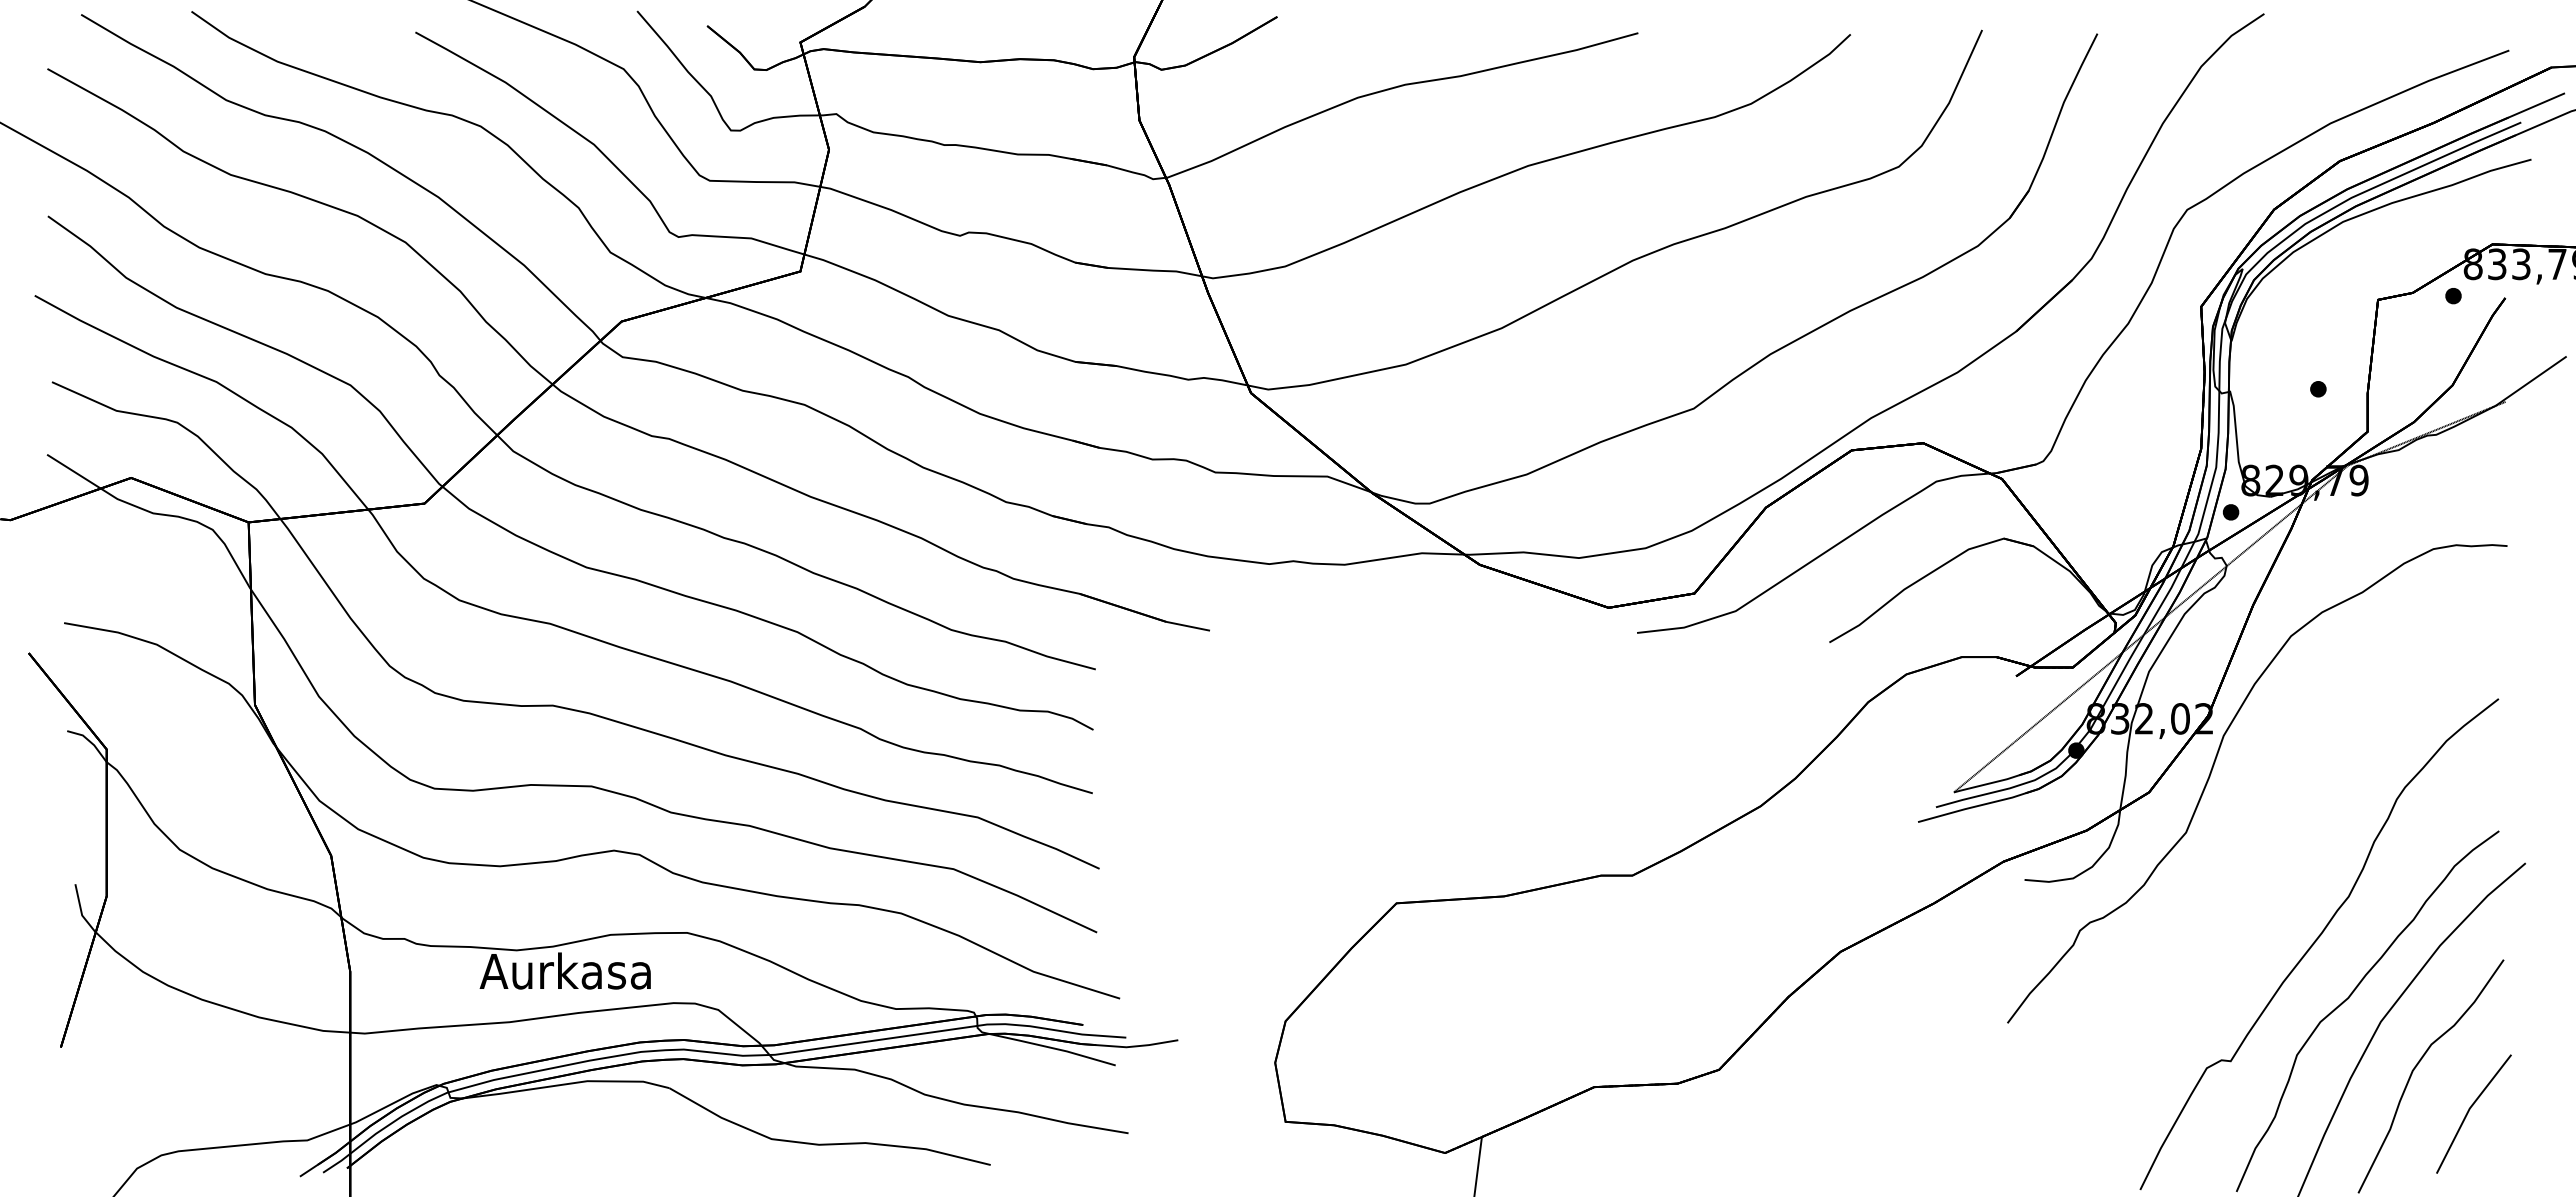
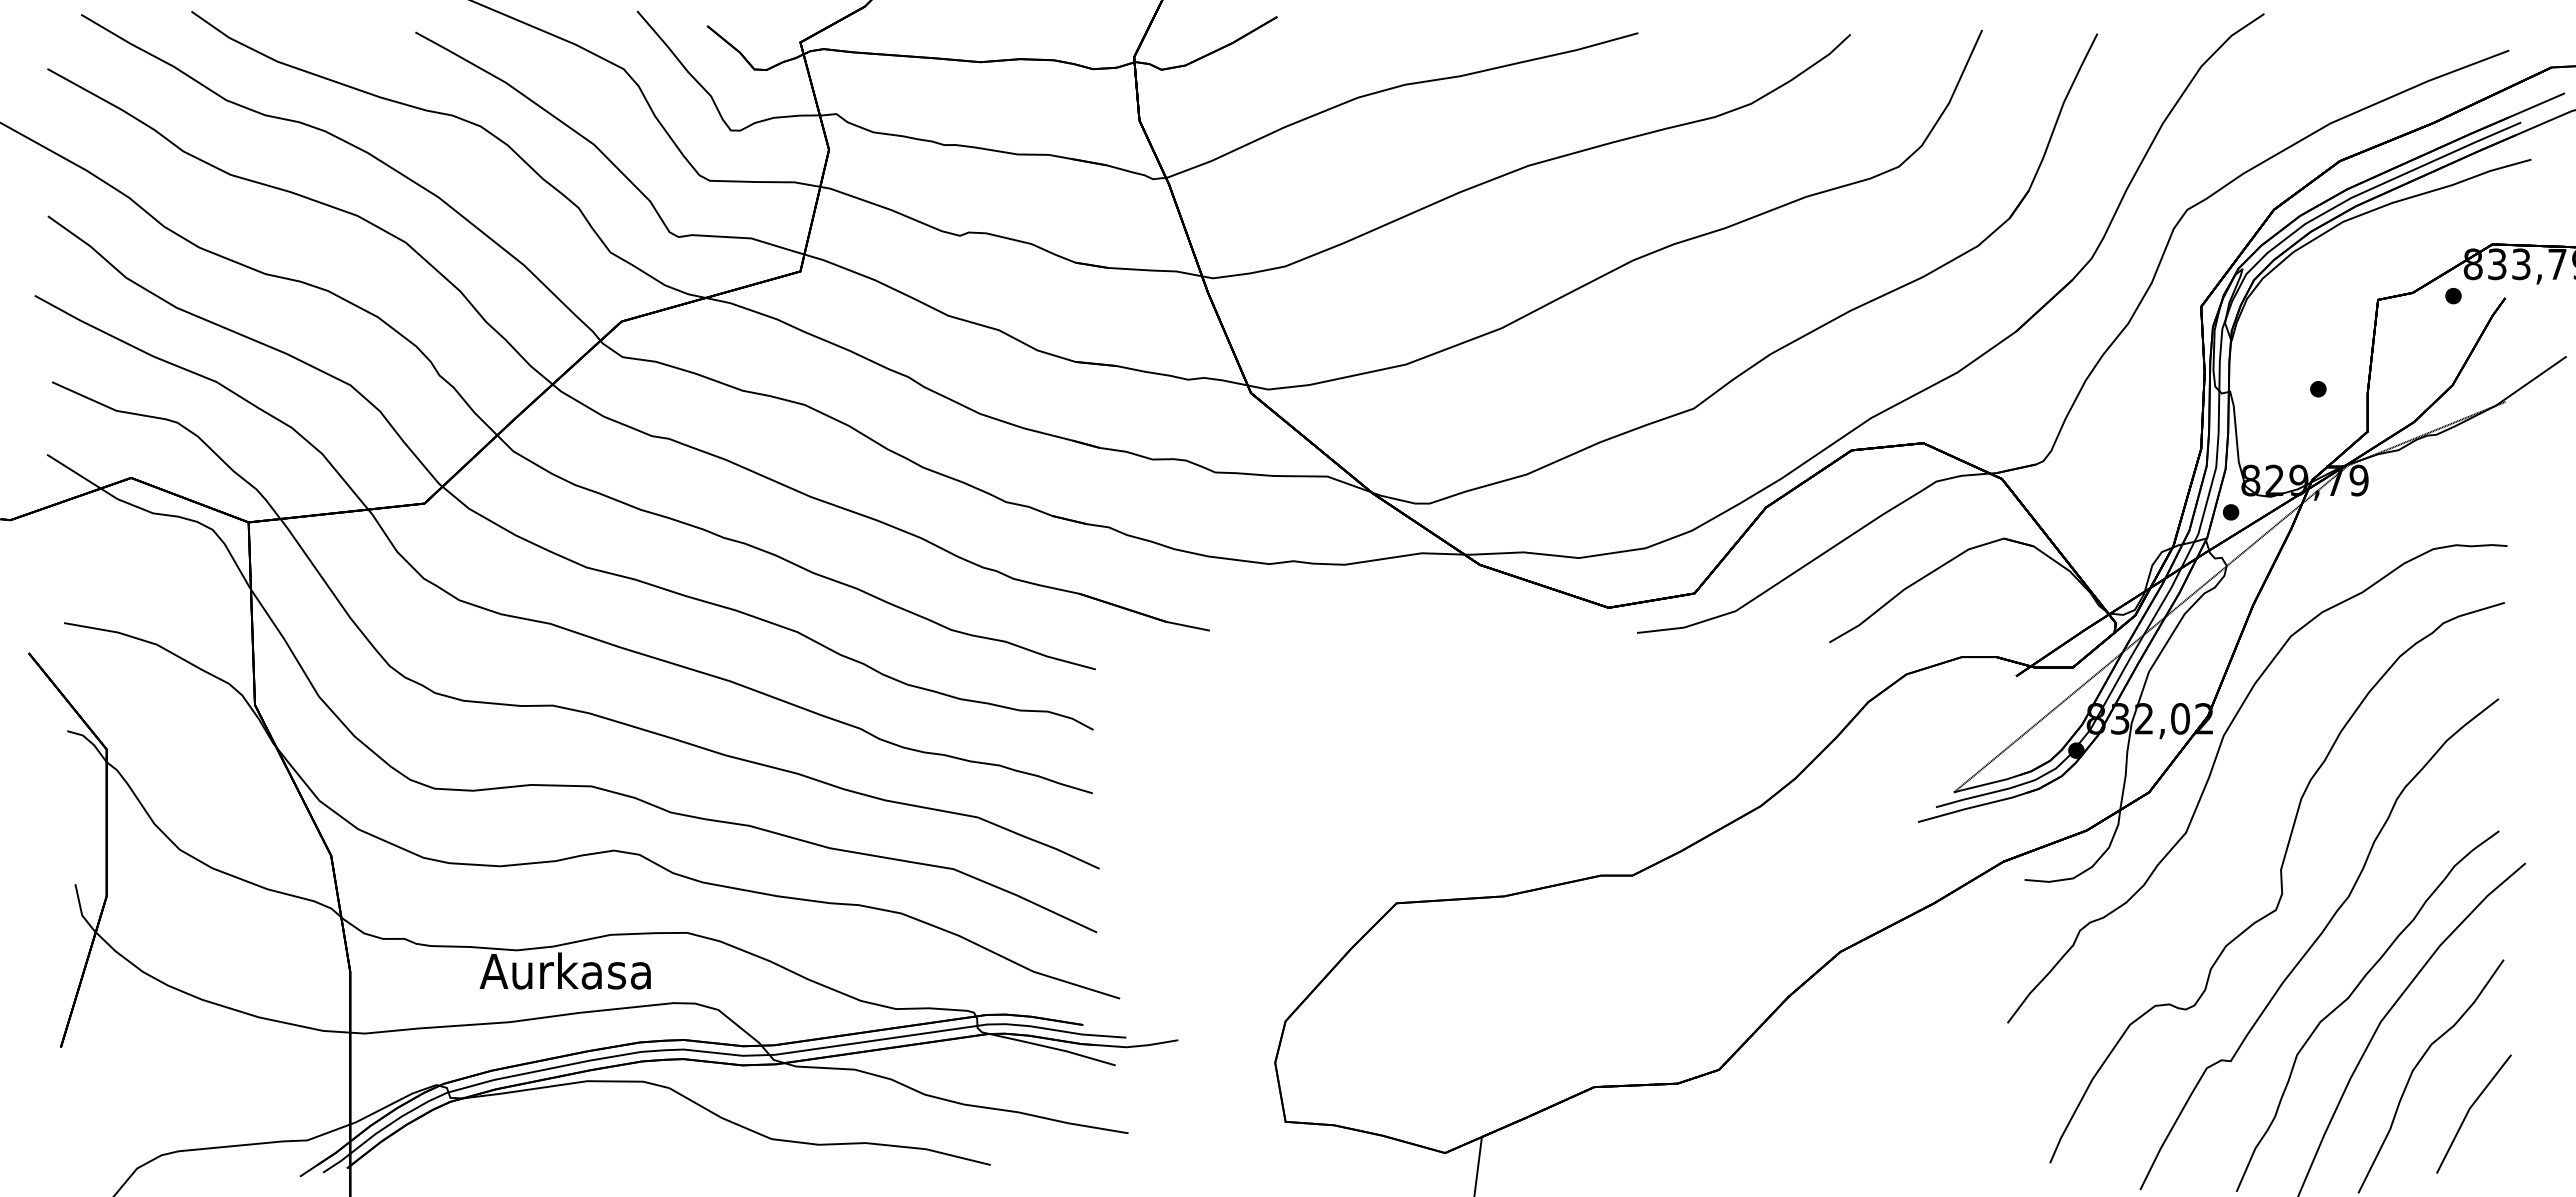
curve: none -> present (2280, 882)
